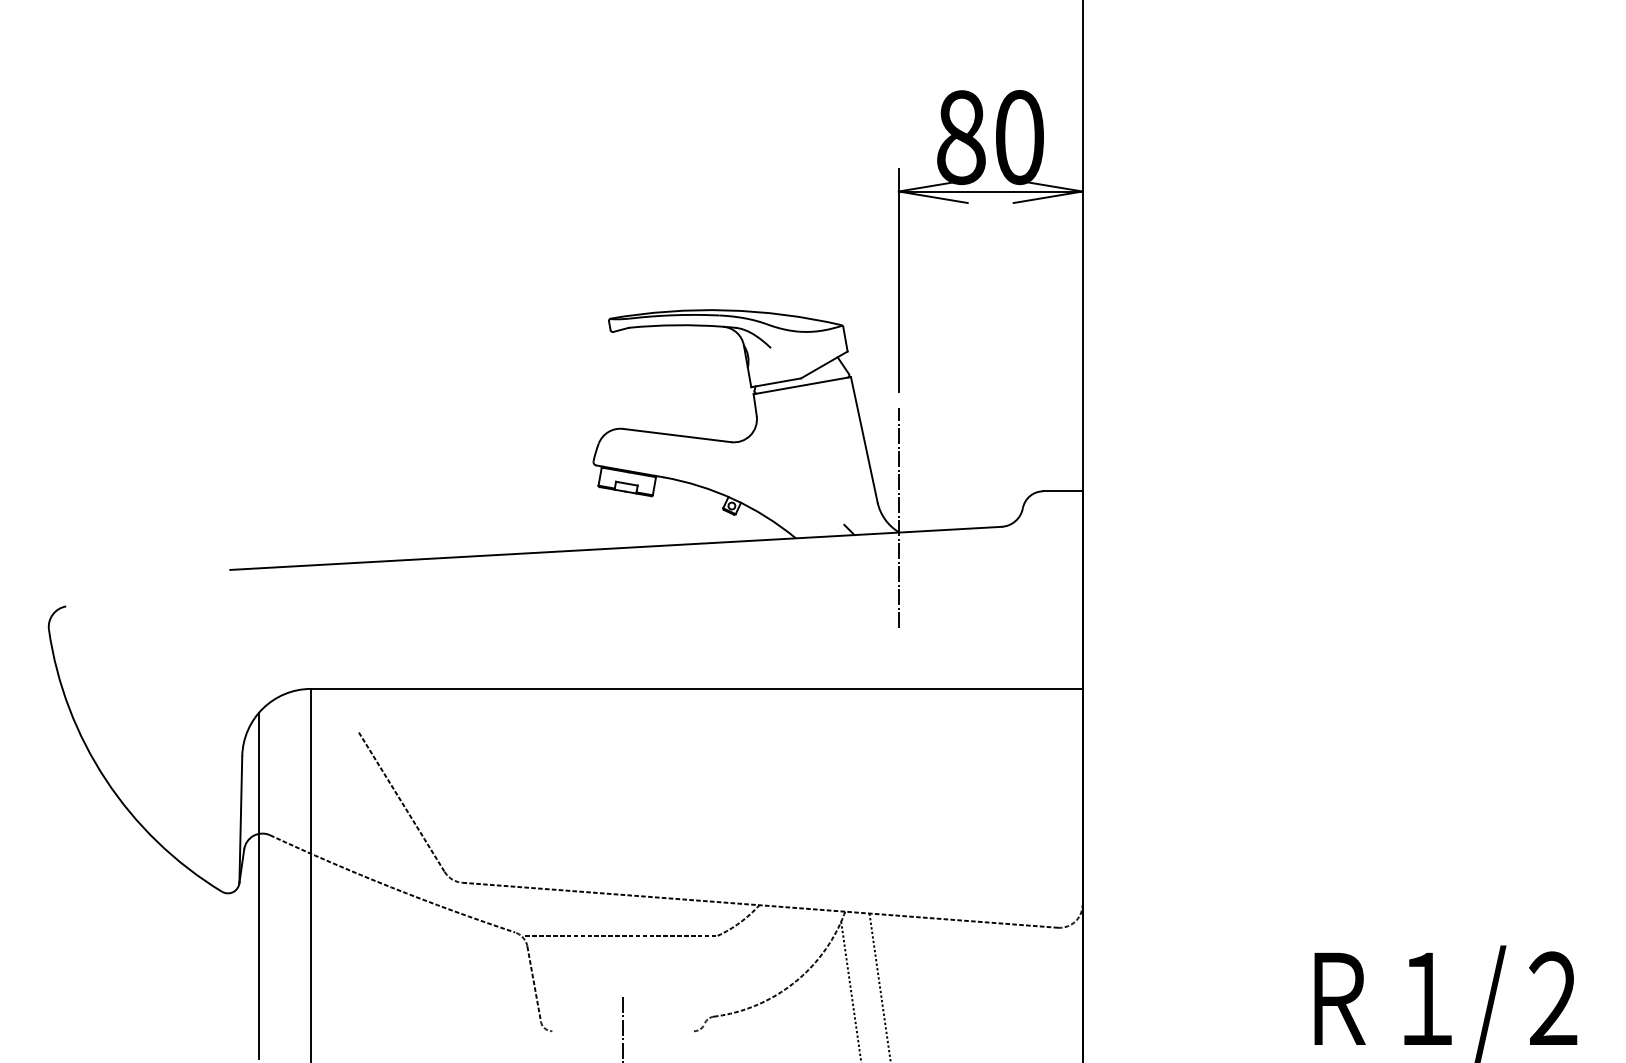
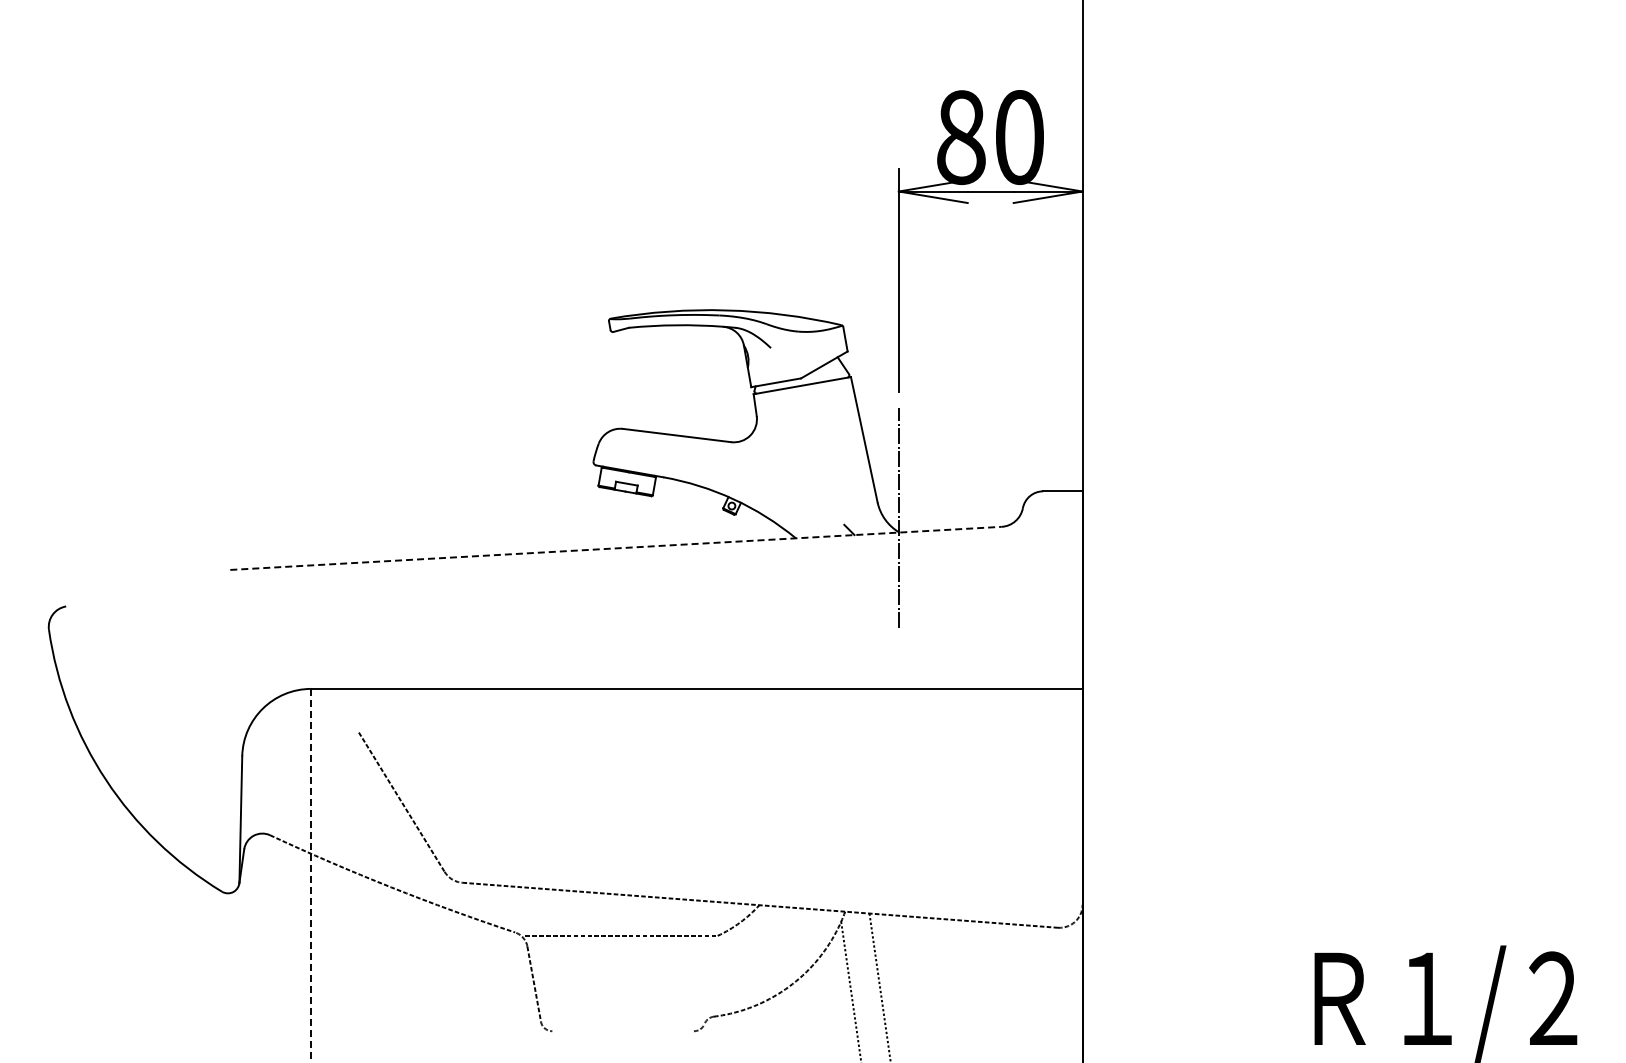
line: solid -> dashed (616, 548)
line: solid -> dashed (310, 875)
line: present -> none (258, 885)
line: present -> none (623, 1027)
